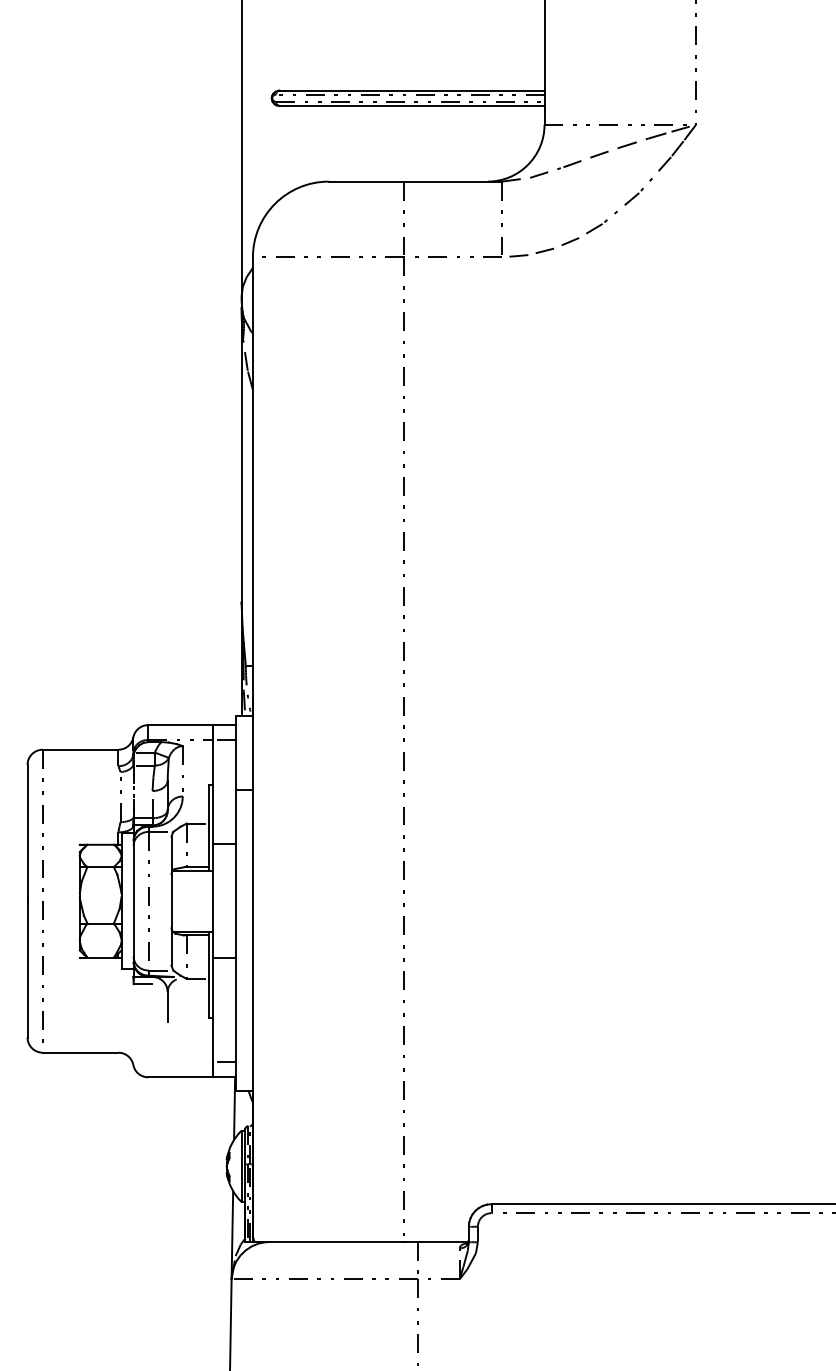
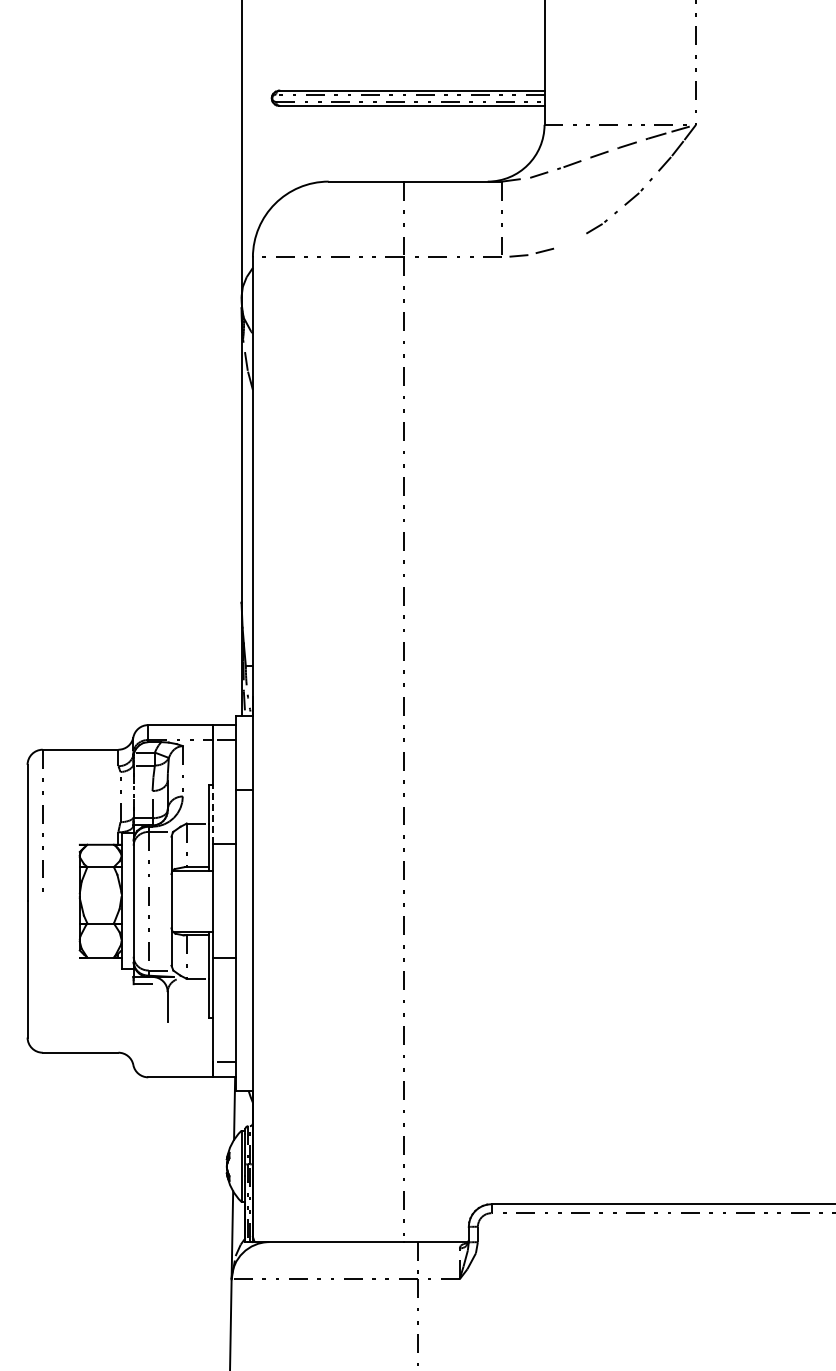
line: present -> none (570, 241)
line: solid -> dashed (213, 814)
line: present -> none (42, 971)
